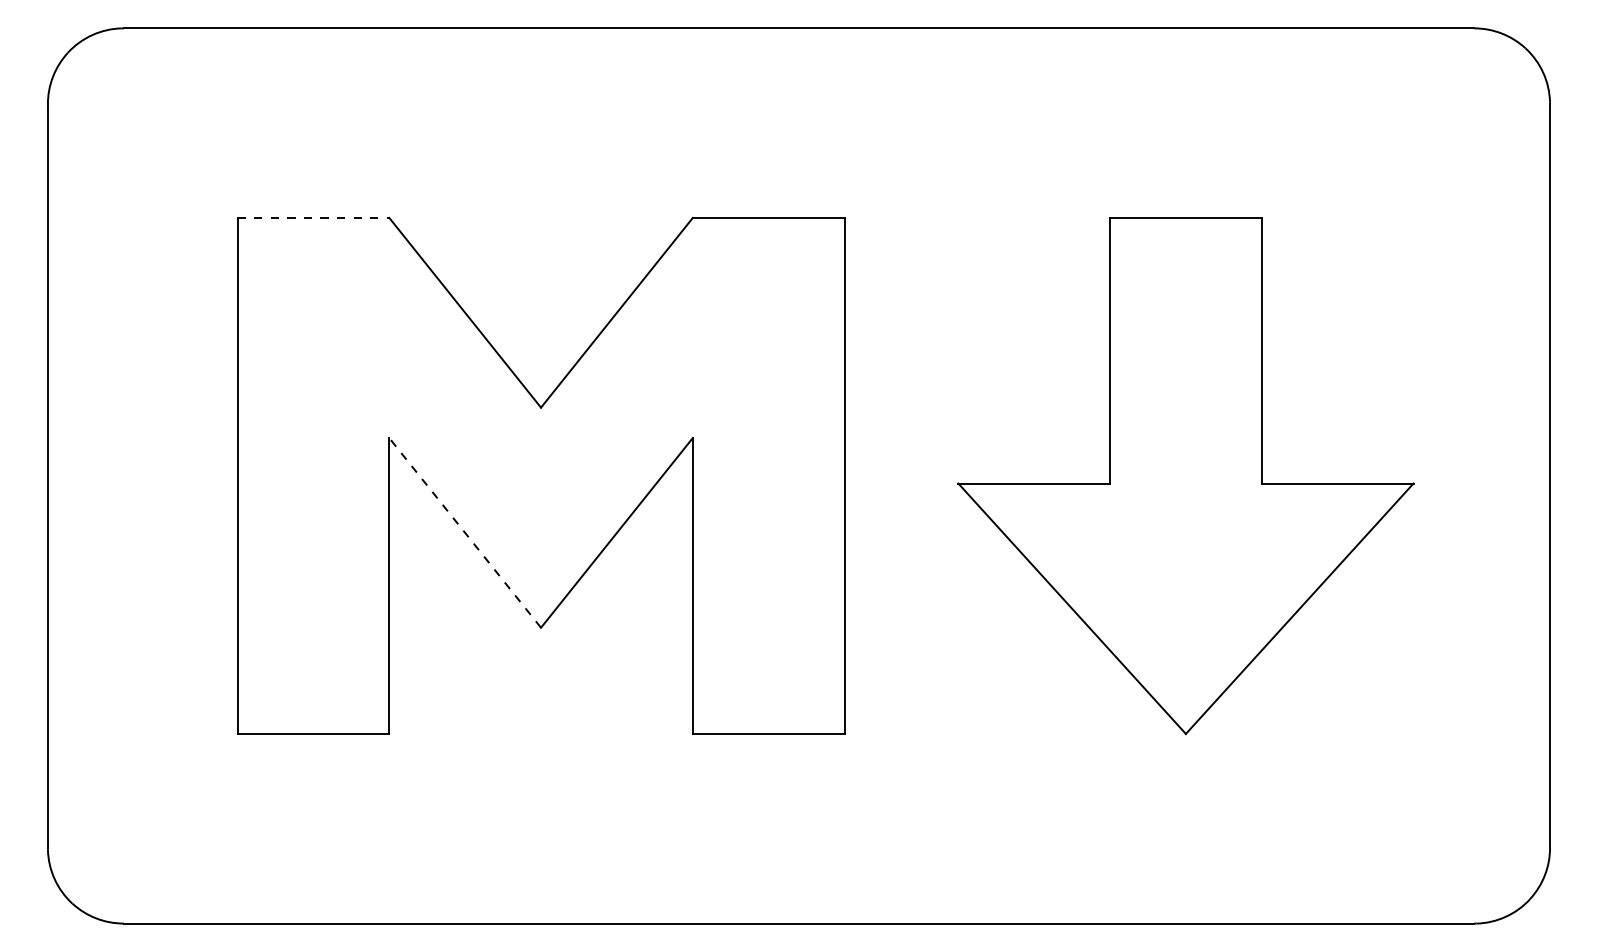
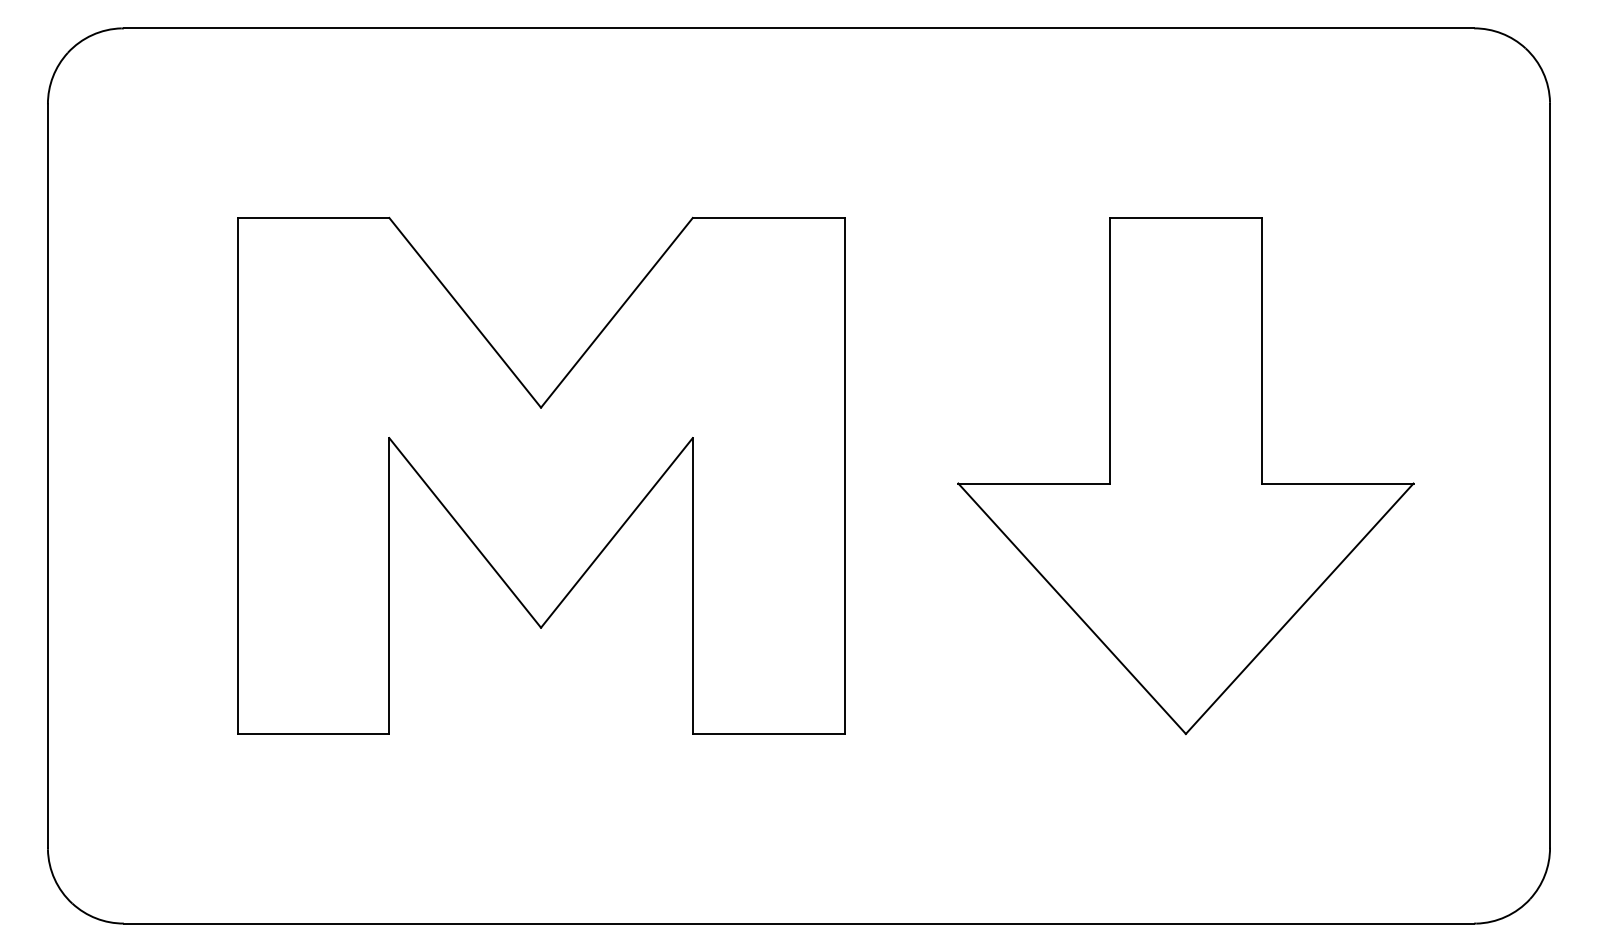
line: dashed -> solid (313, 217)
line: dashed -> solid (464, 532)
